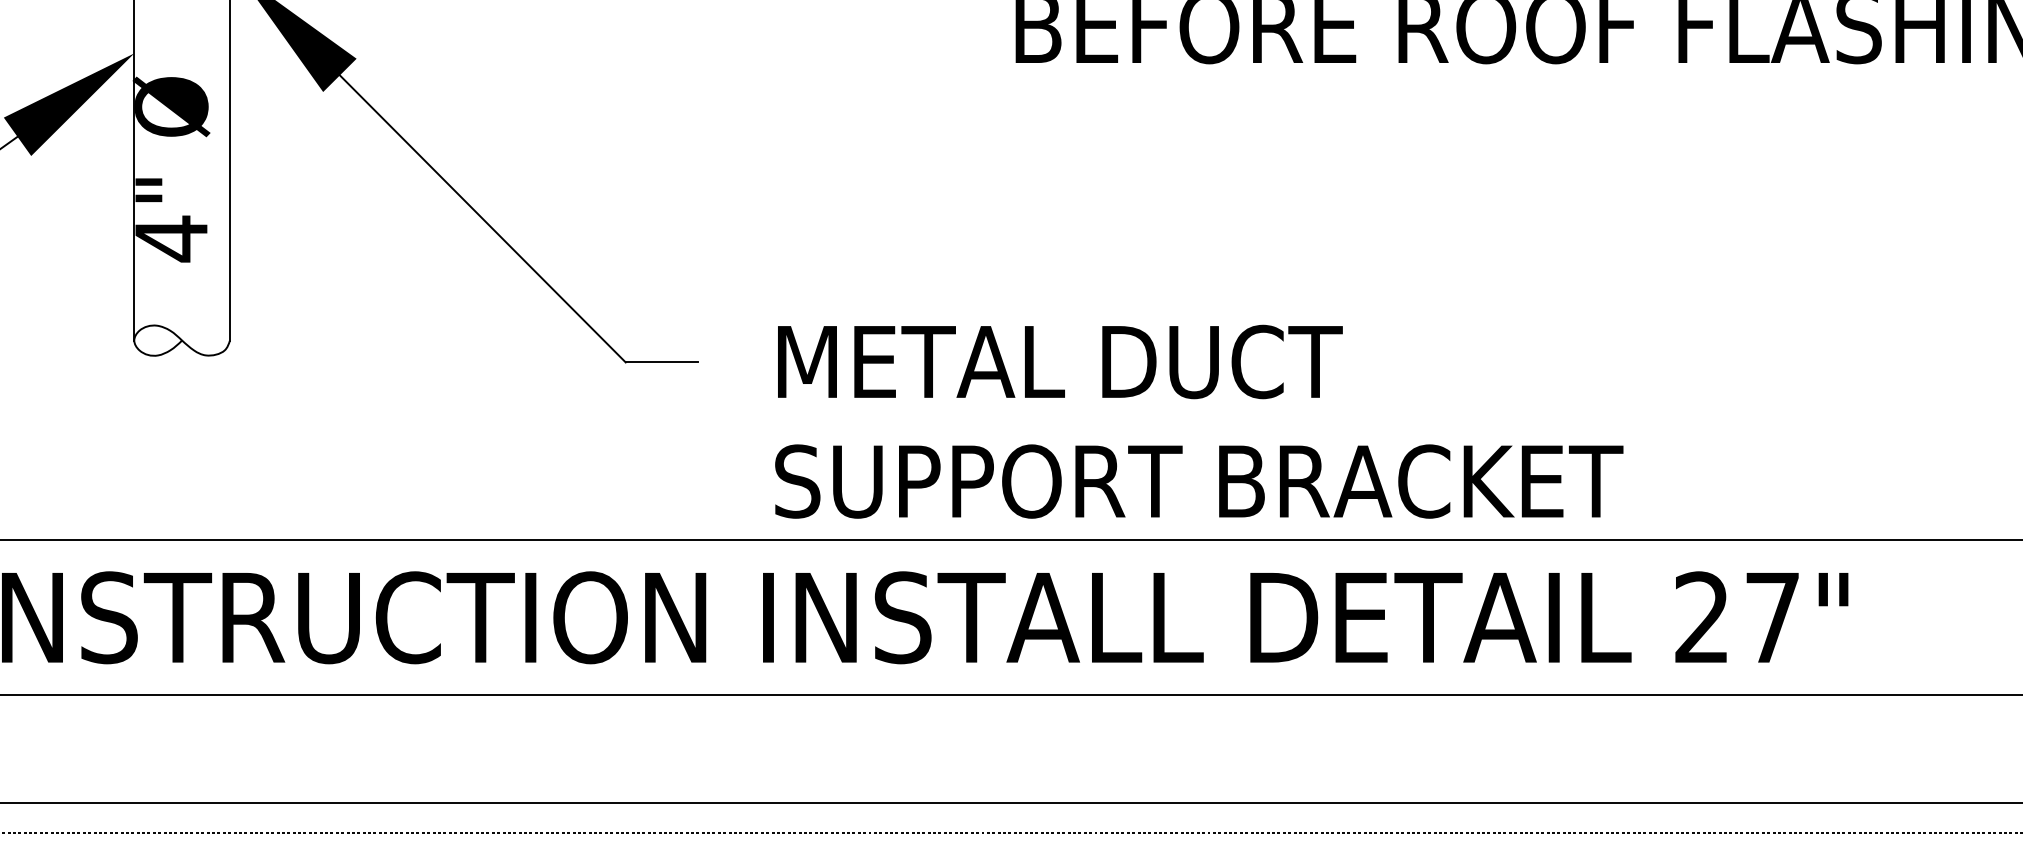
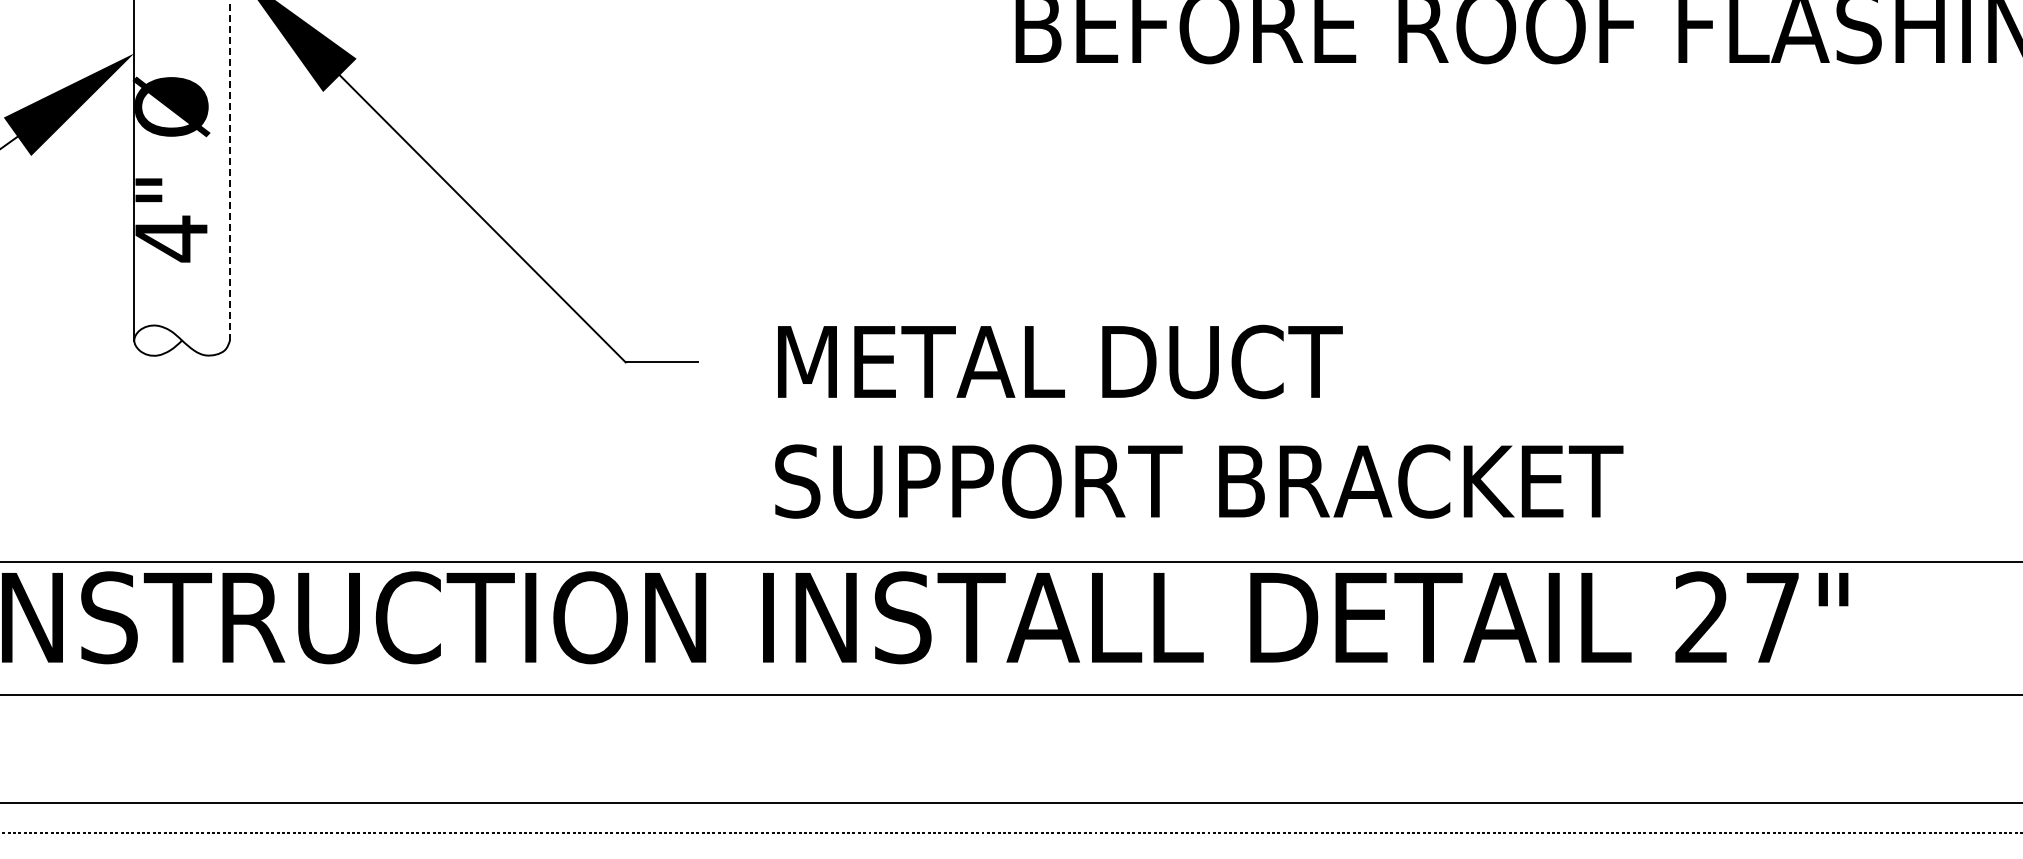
line: solid -> dashed (229, 170)
line position: (1010, 540) -> (1010, 562) (1010, 562)
